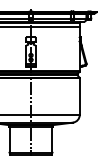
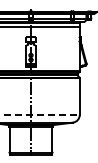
line: solid -> dashed (39, 114)
